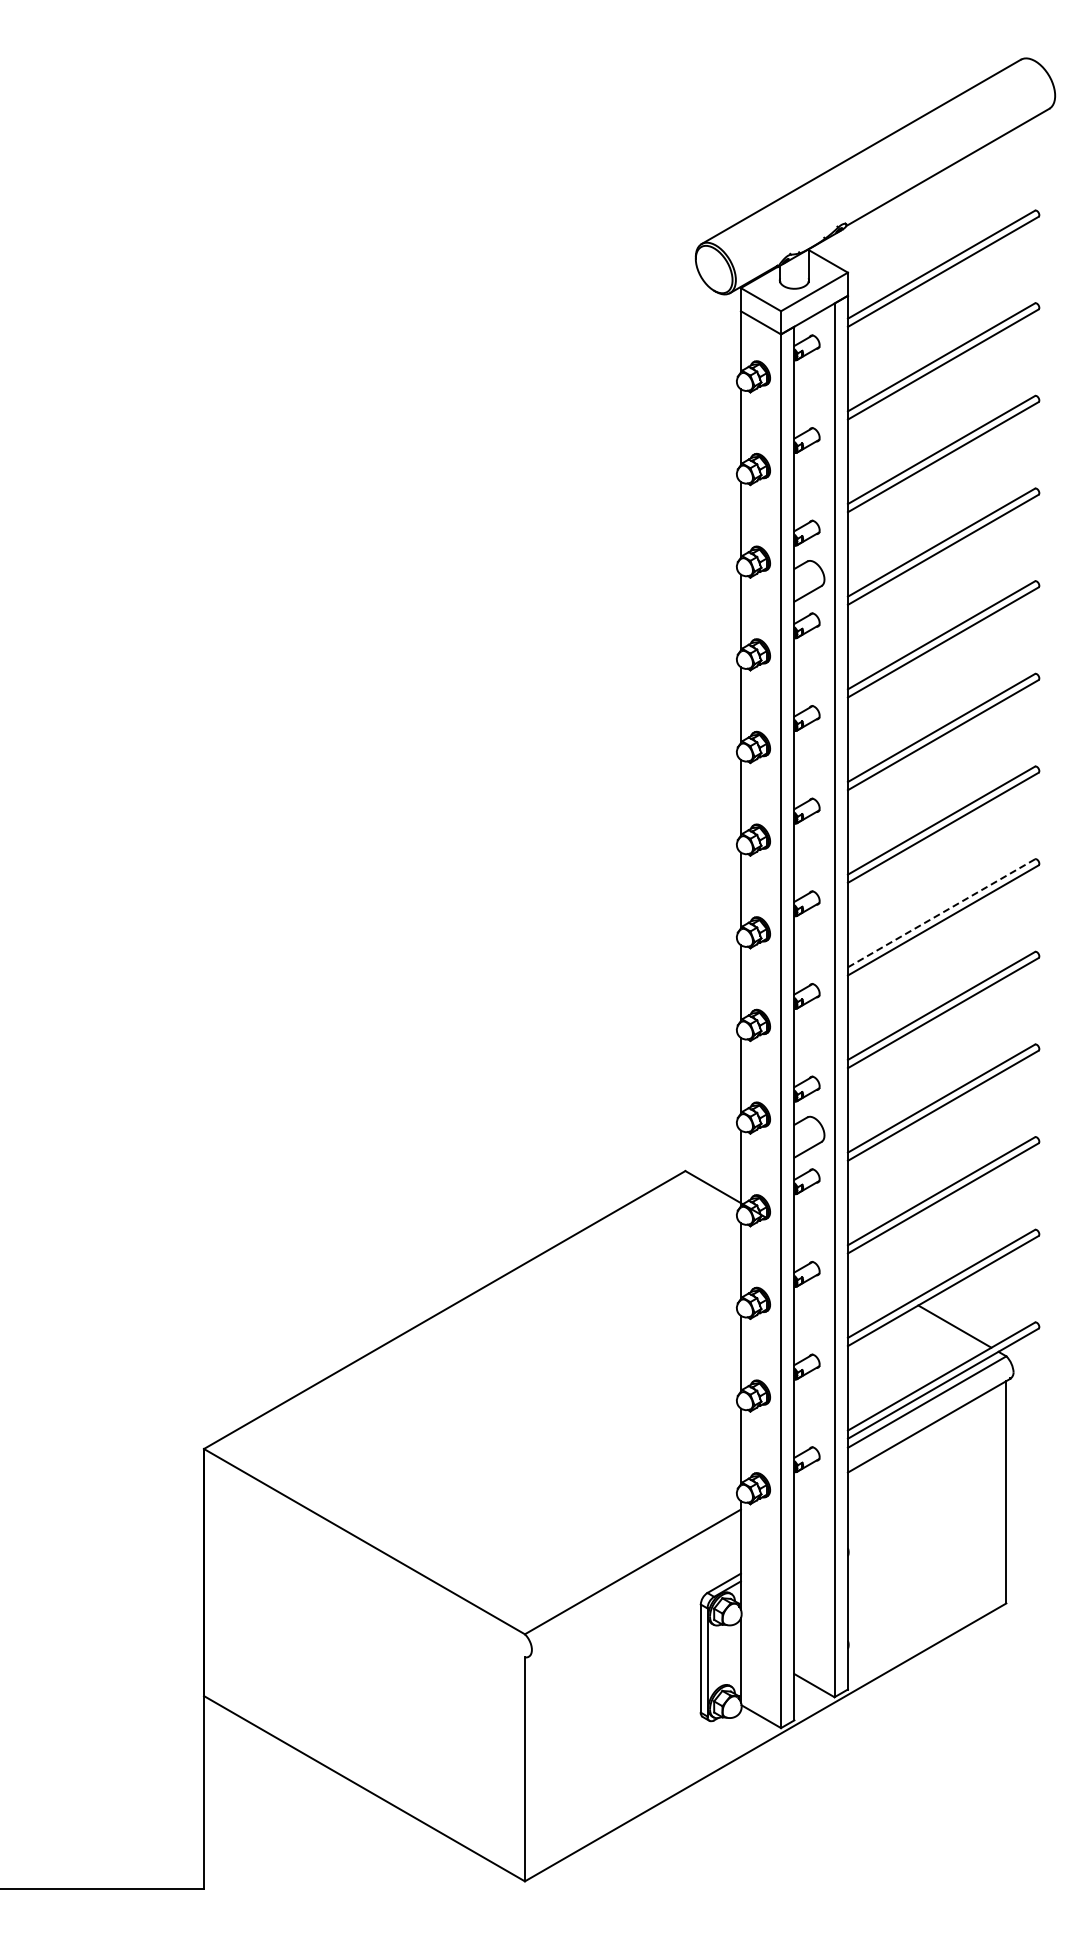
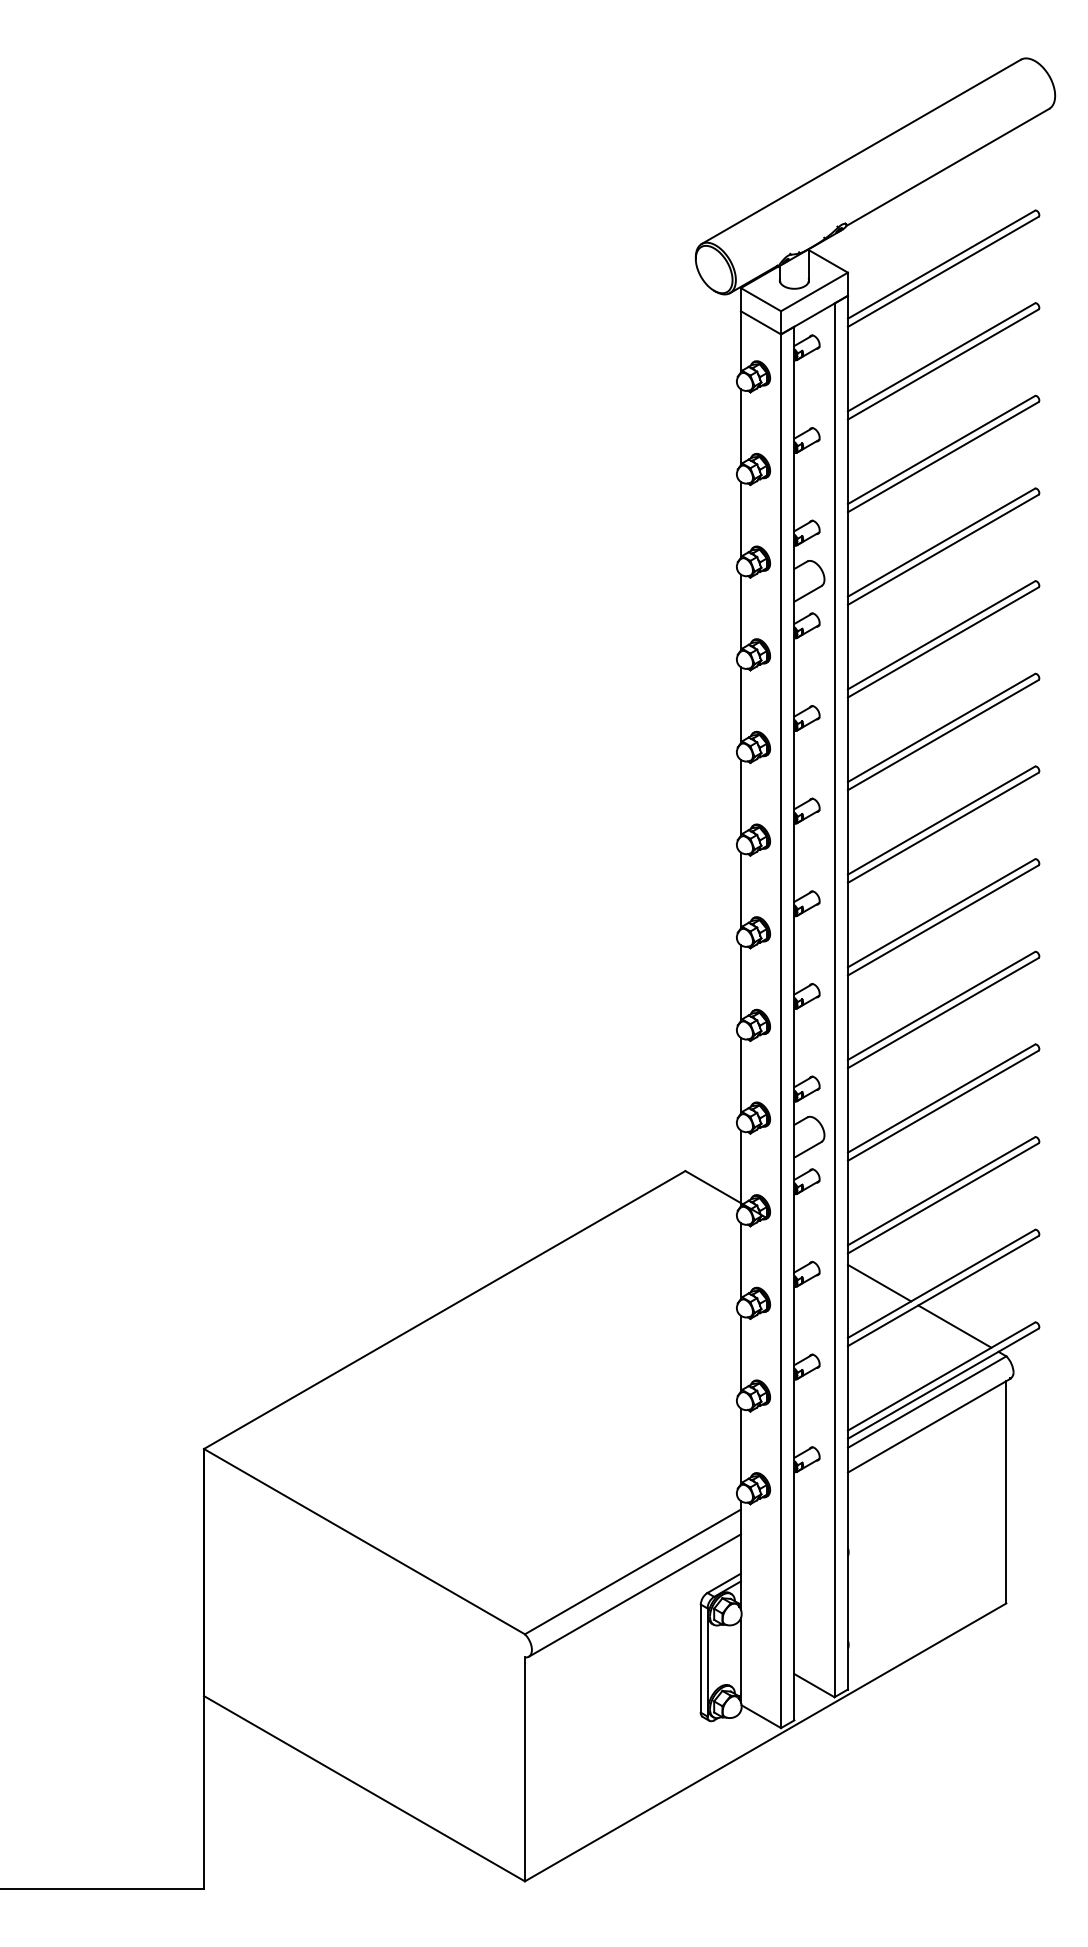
line: dashed -> solid (941, 913)
line: none -> present (879, 1282)
line: none -> present (634, 1595)
